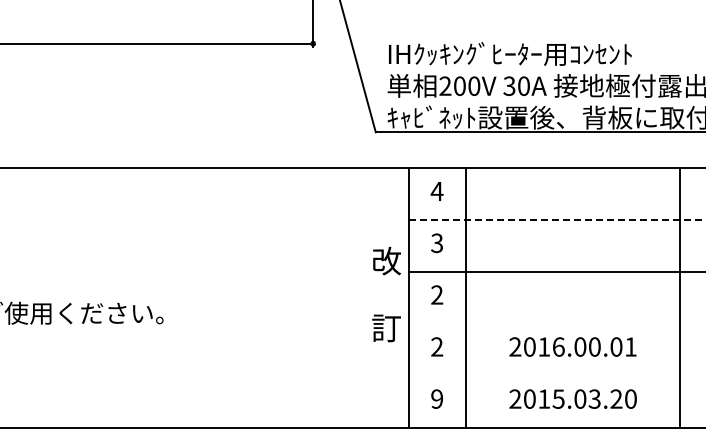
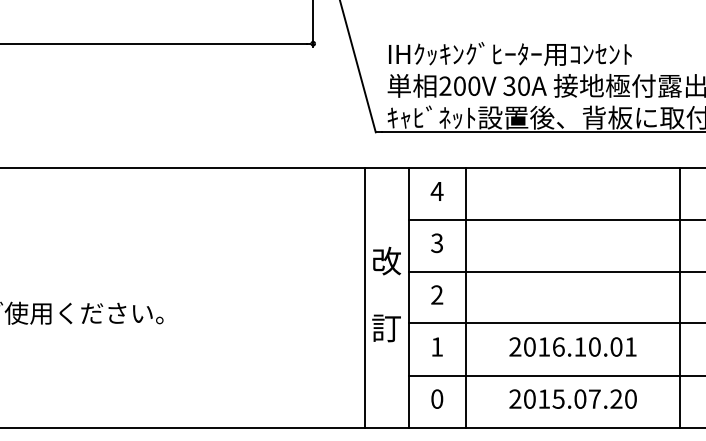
line: dashed -> solid (557, 219)
line: none -> present (364, 297)
line: none -> present (555, 323)
text: 2 -> 1 (437, 346)
text: 2016.00.01 -> 2016.10.01 (580, 346)
line: none -> present (555, 375)
text: 9 -> 0 (437, 398)
text: 2015.03.20 -> 2015.07.20 (594, 398)
